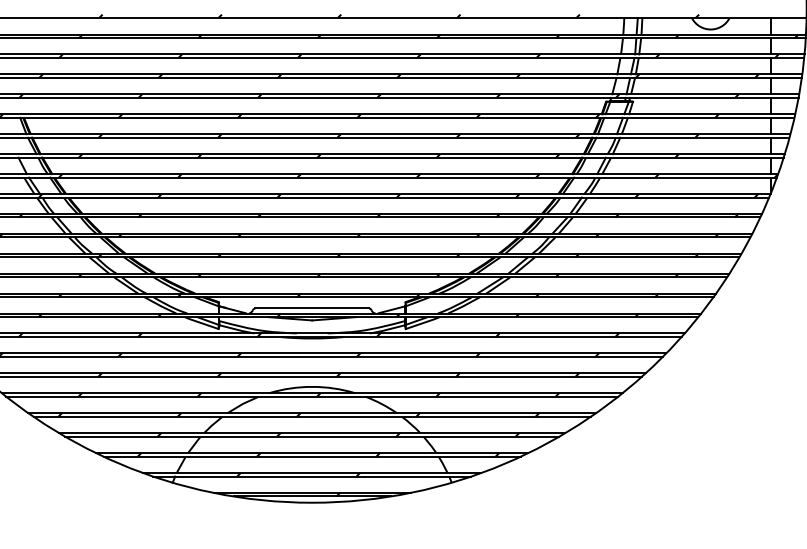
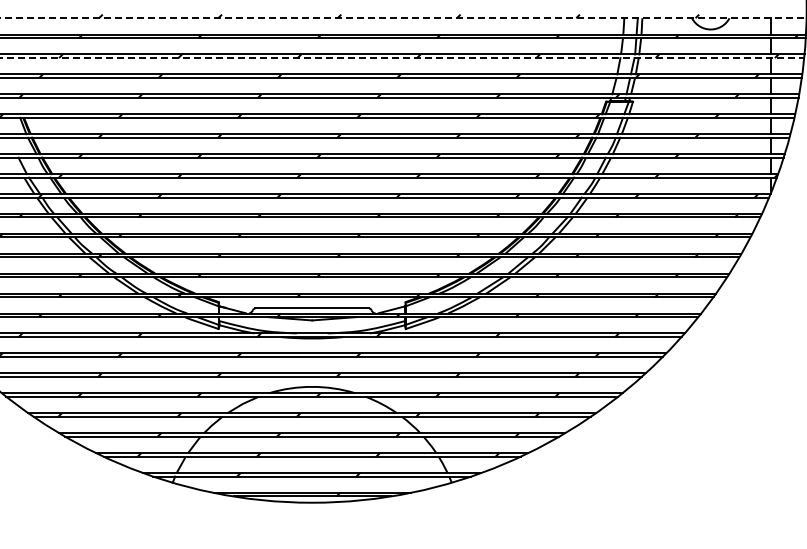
line: solid -> dashed (403, 18)
line: solid -> dashed (402, 58)
